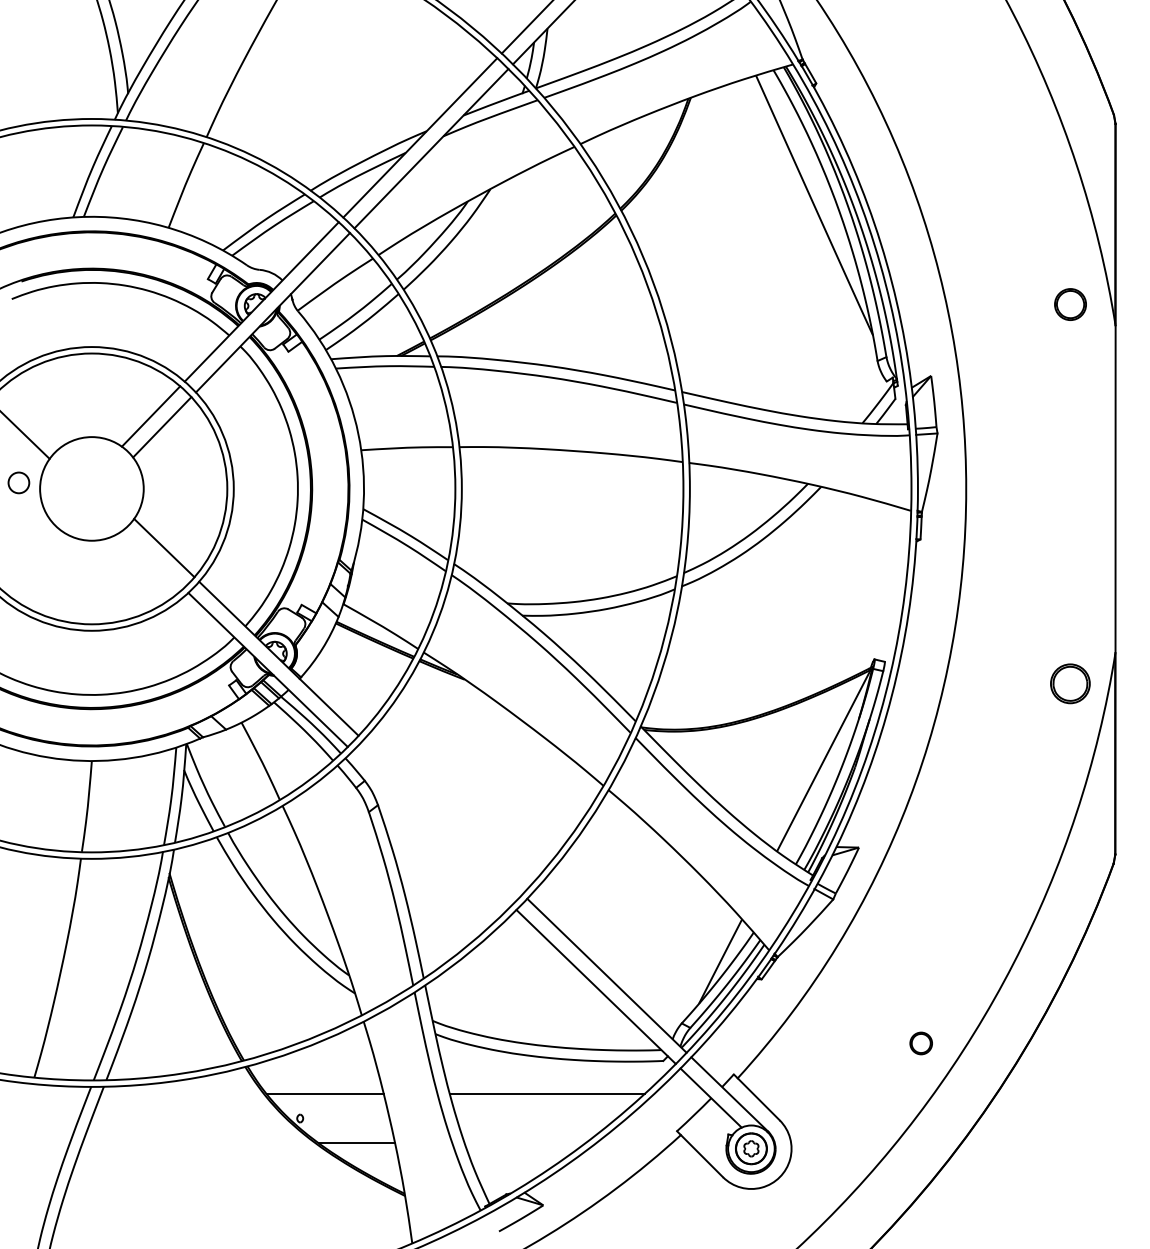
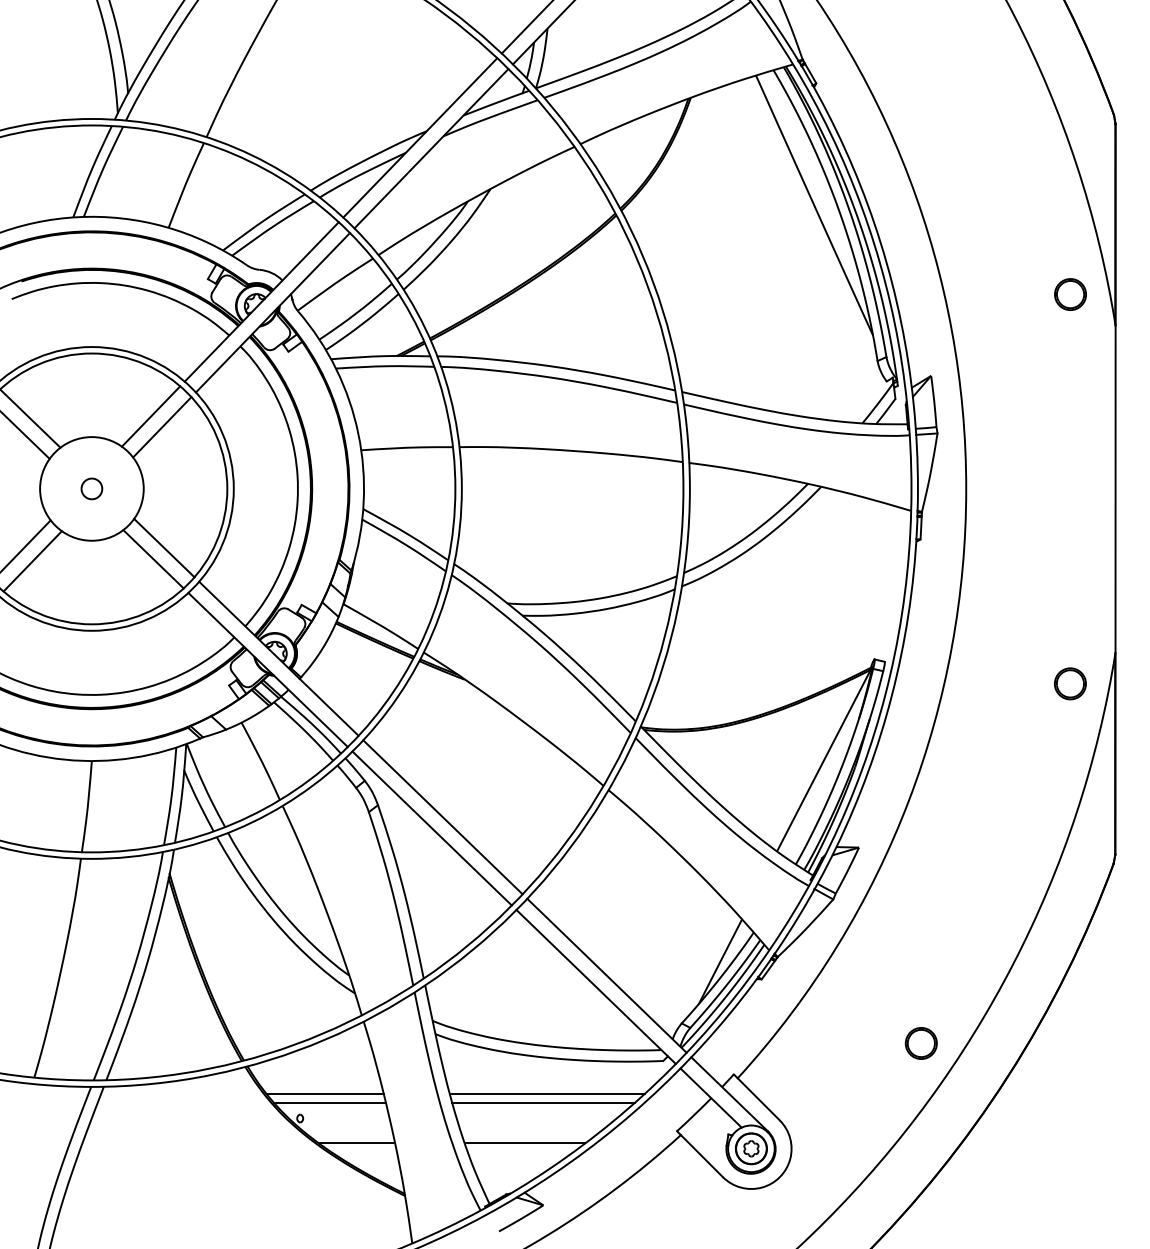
part position: (1070, 304) -> (1070, 294) (1070, 294)
line: none -> present (31, 419)
circle position: (18, 482) -> (91, 488) (91, 488)
line: none -> present (26, 545)
line: none -> present (153, 559)
line: none -> present (32, 561)
part size: 41x42 px -> 33x34 px (1070, 683)
line: none -> present (442, 817)
line: none -> present (431, 828)
part size: 24x25 px -> 34x33 px (920, 1043)
line: none -> present (329, 1102)
line: none -> present (543, 1102)
line: none -> present (524, 1143)
